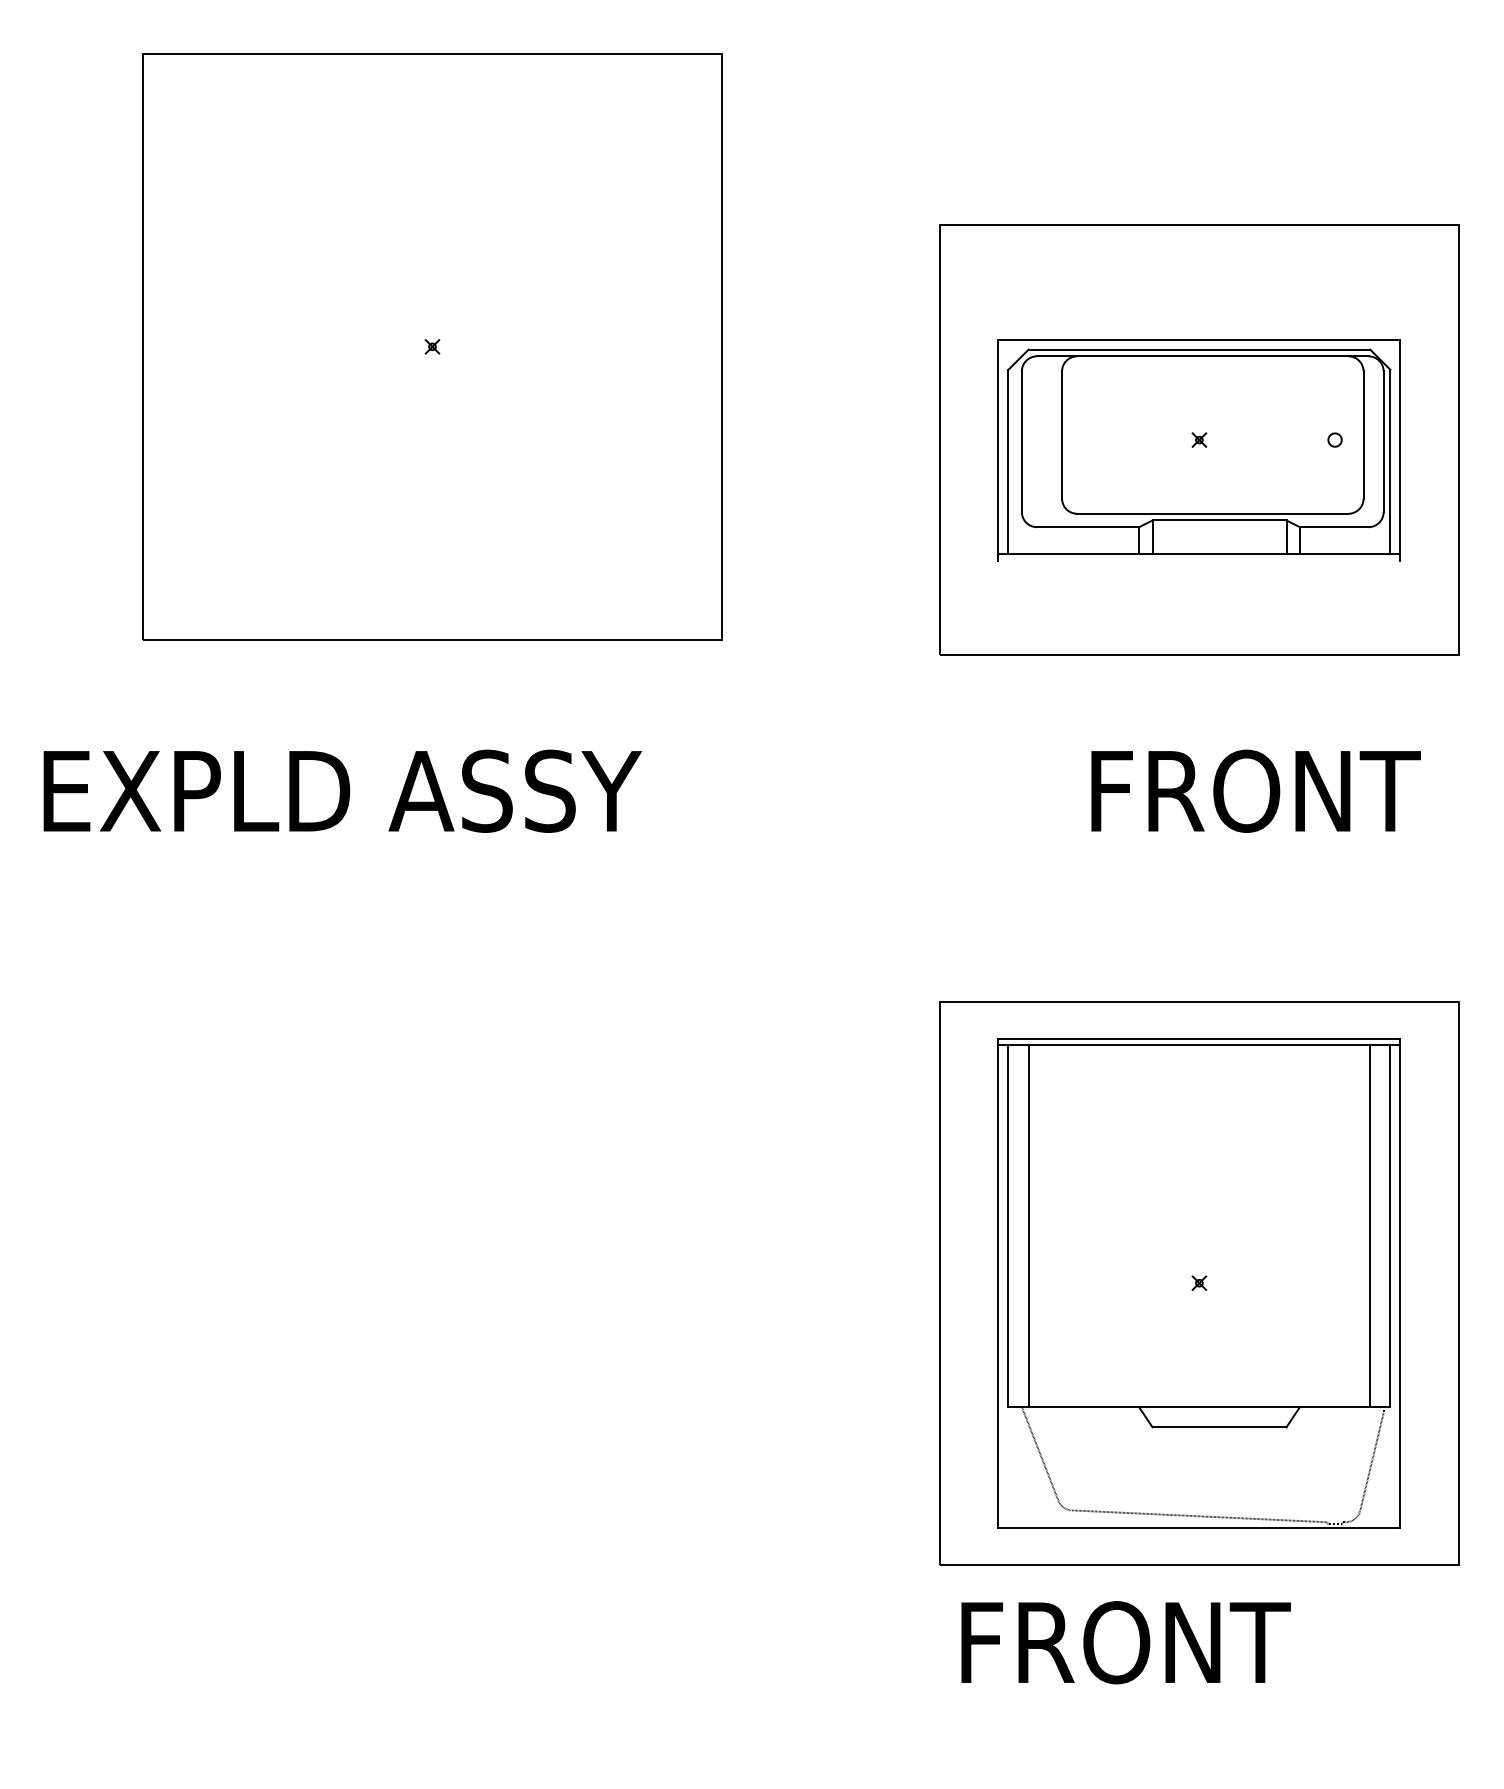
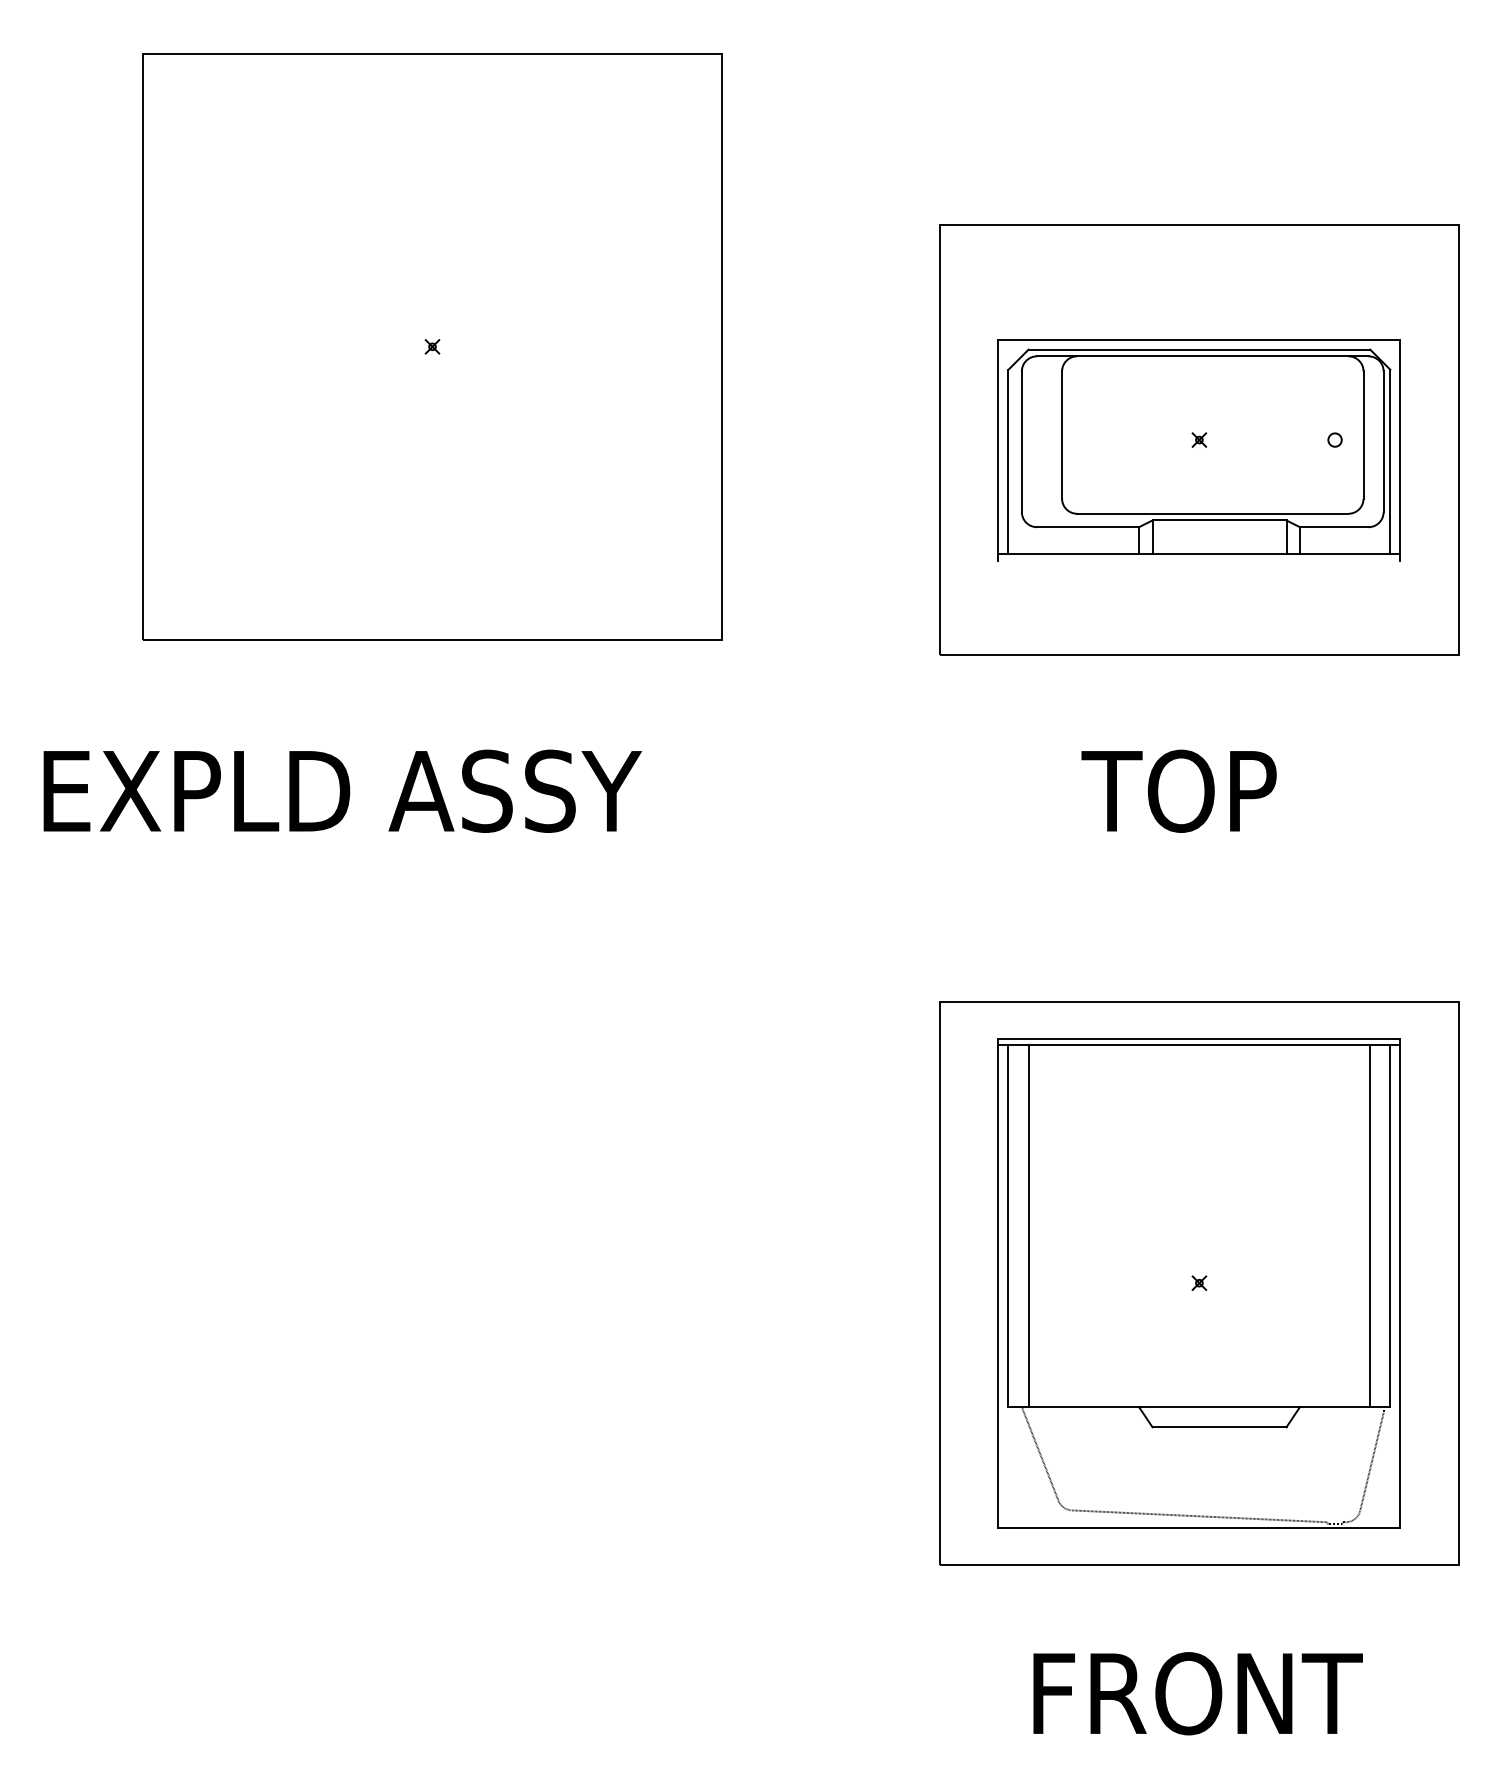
text: FRONT -> TOP (1250, 790)
text position: (1125, 1642) -> (1197, 1693) (1197, 1693)
